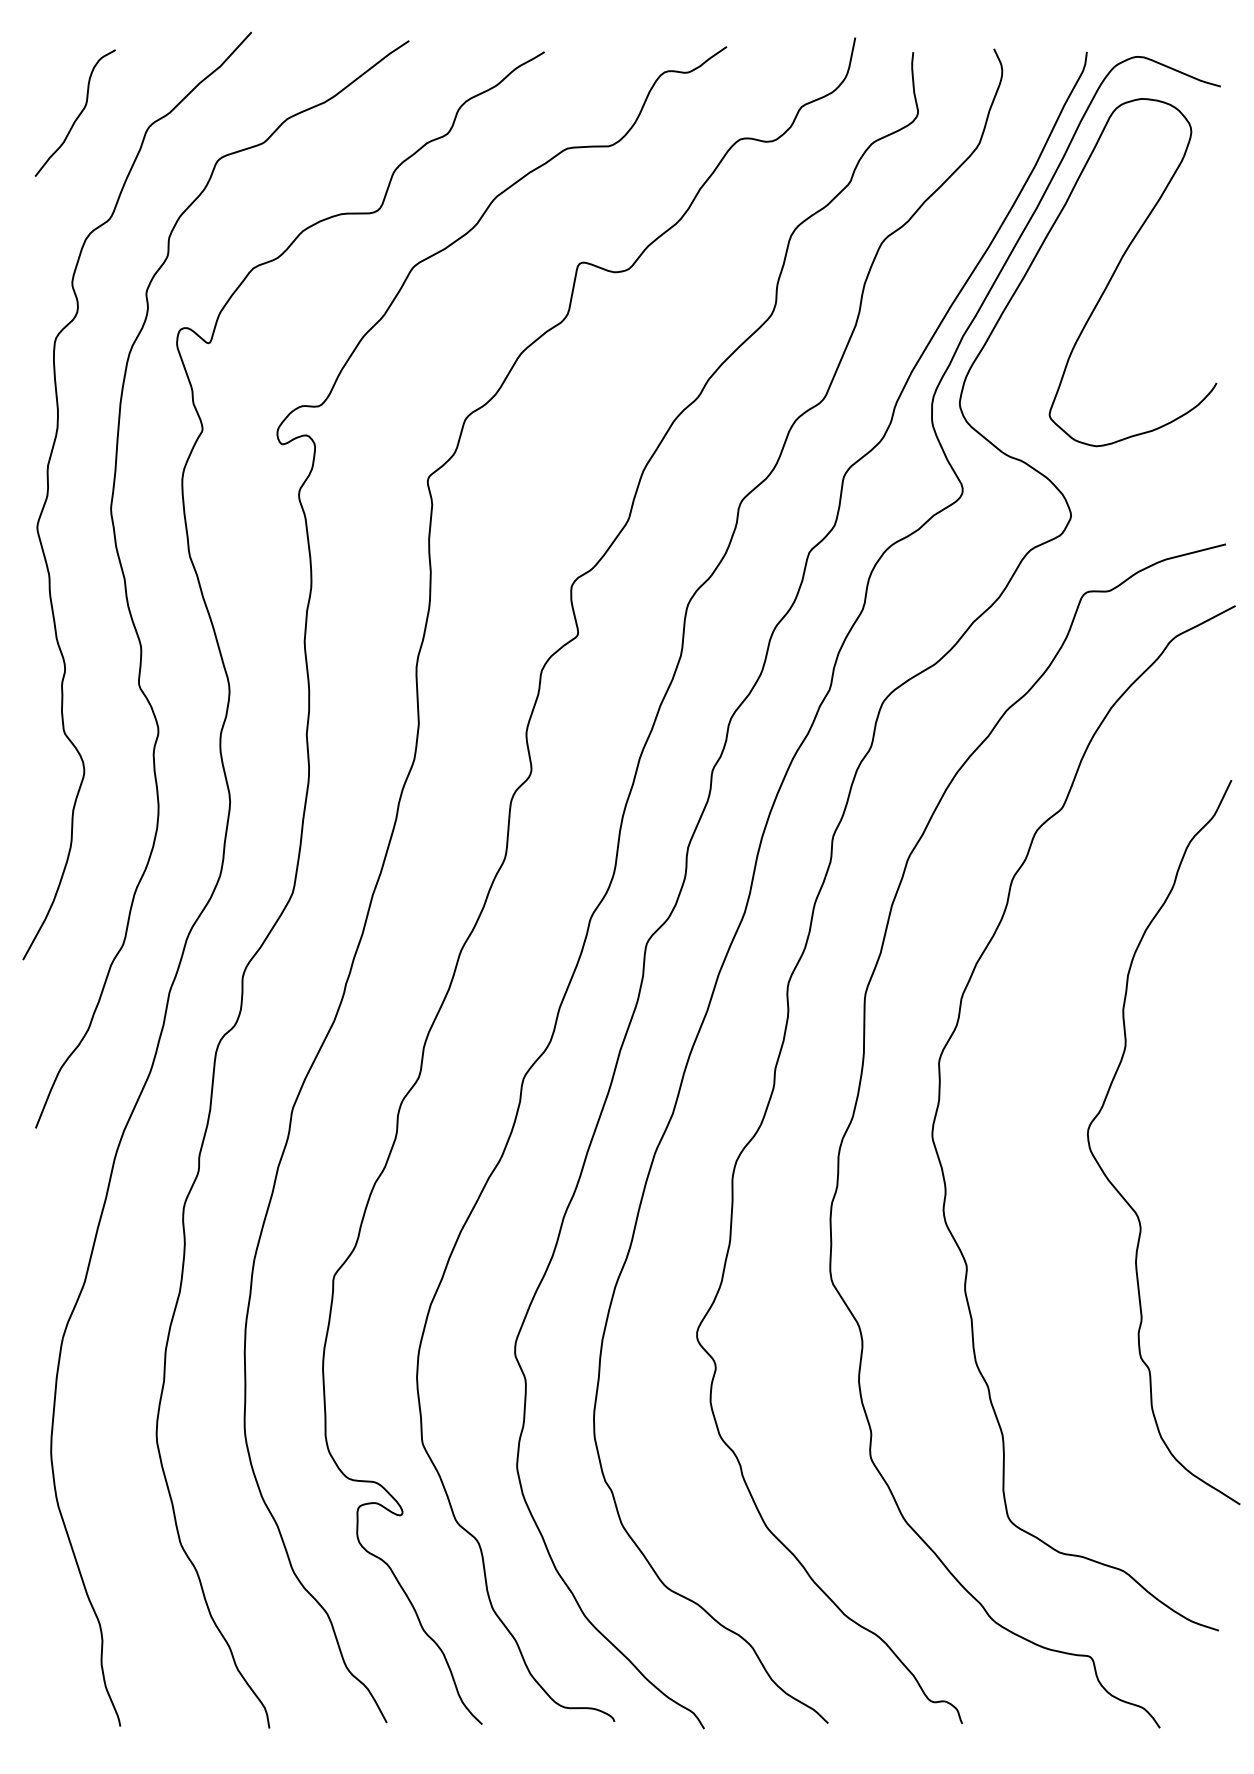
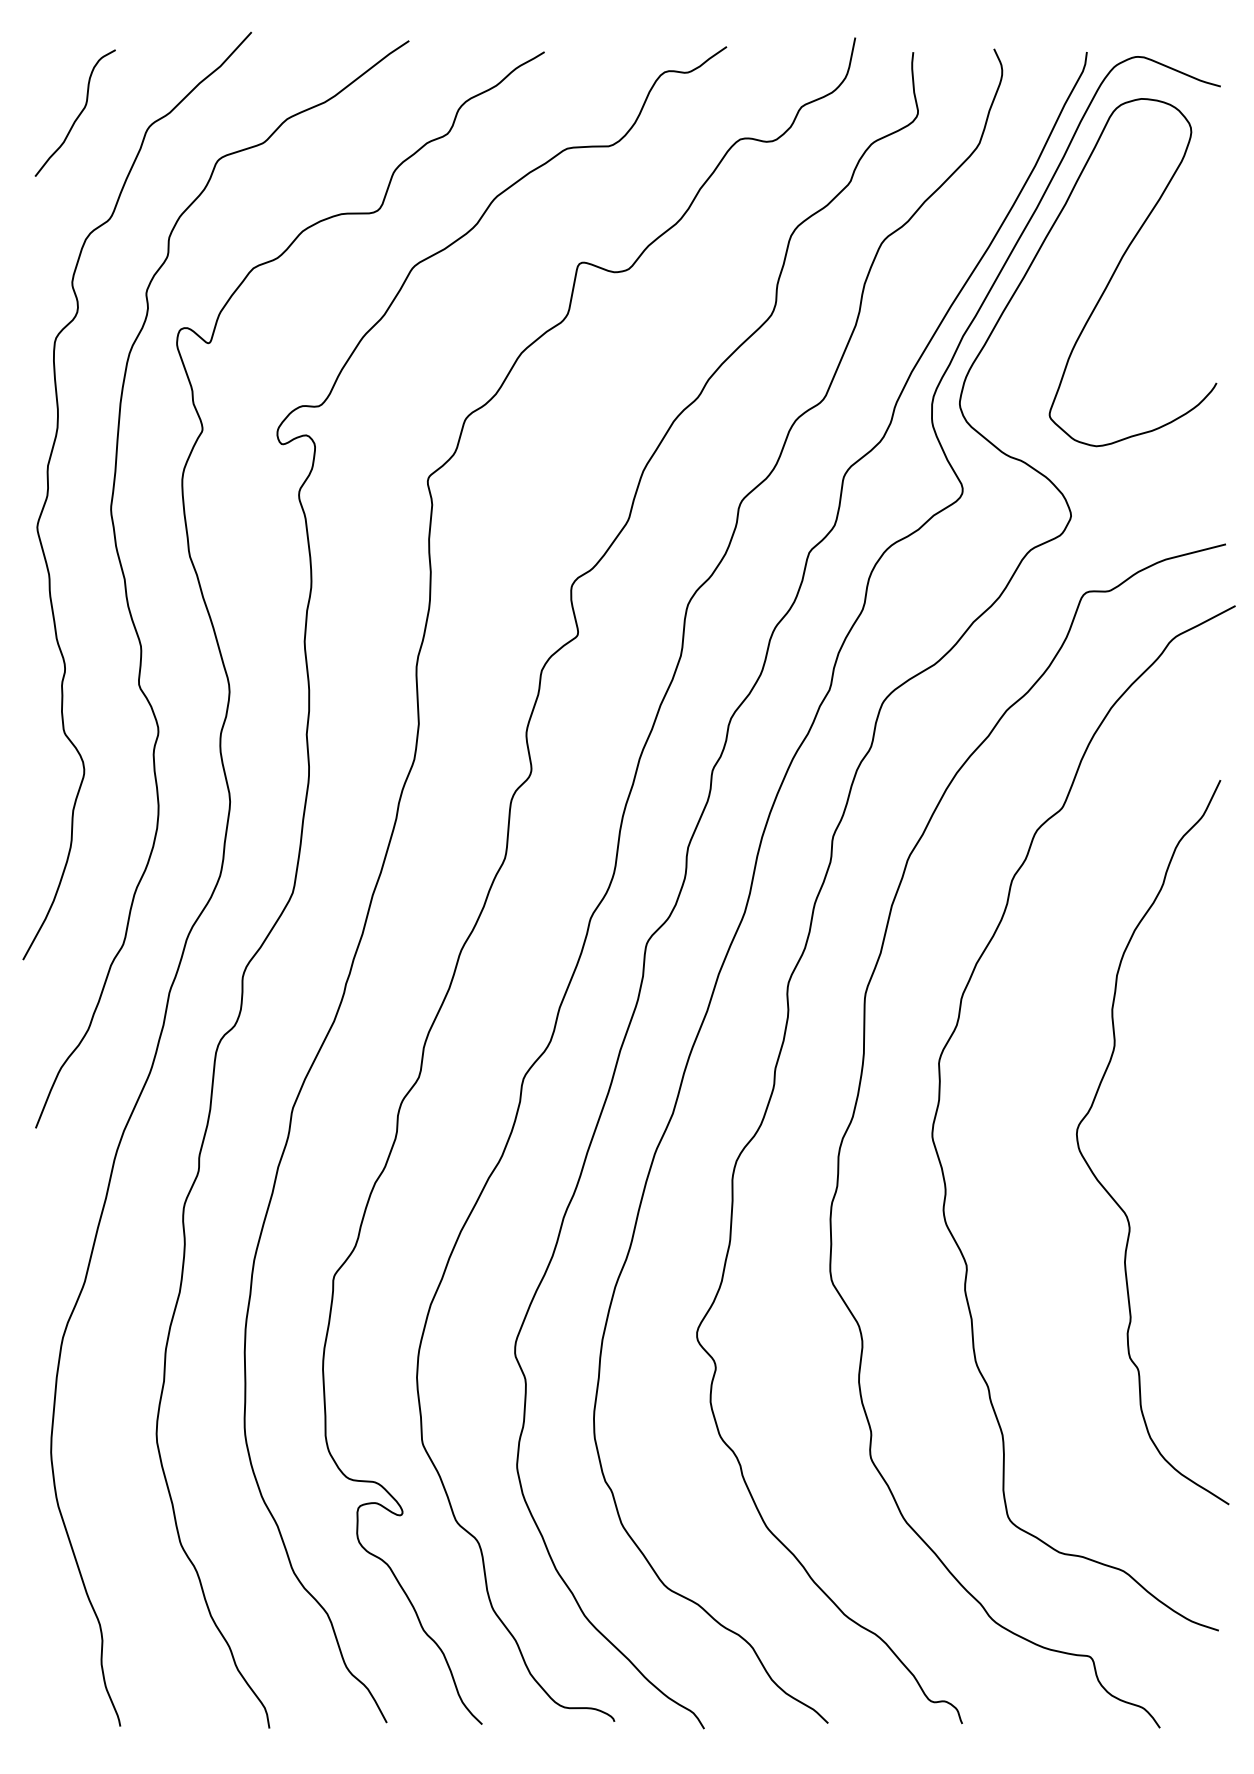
curve position: (1115, 1186) -> (1104, 1186) (1104, 1186)
